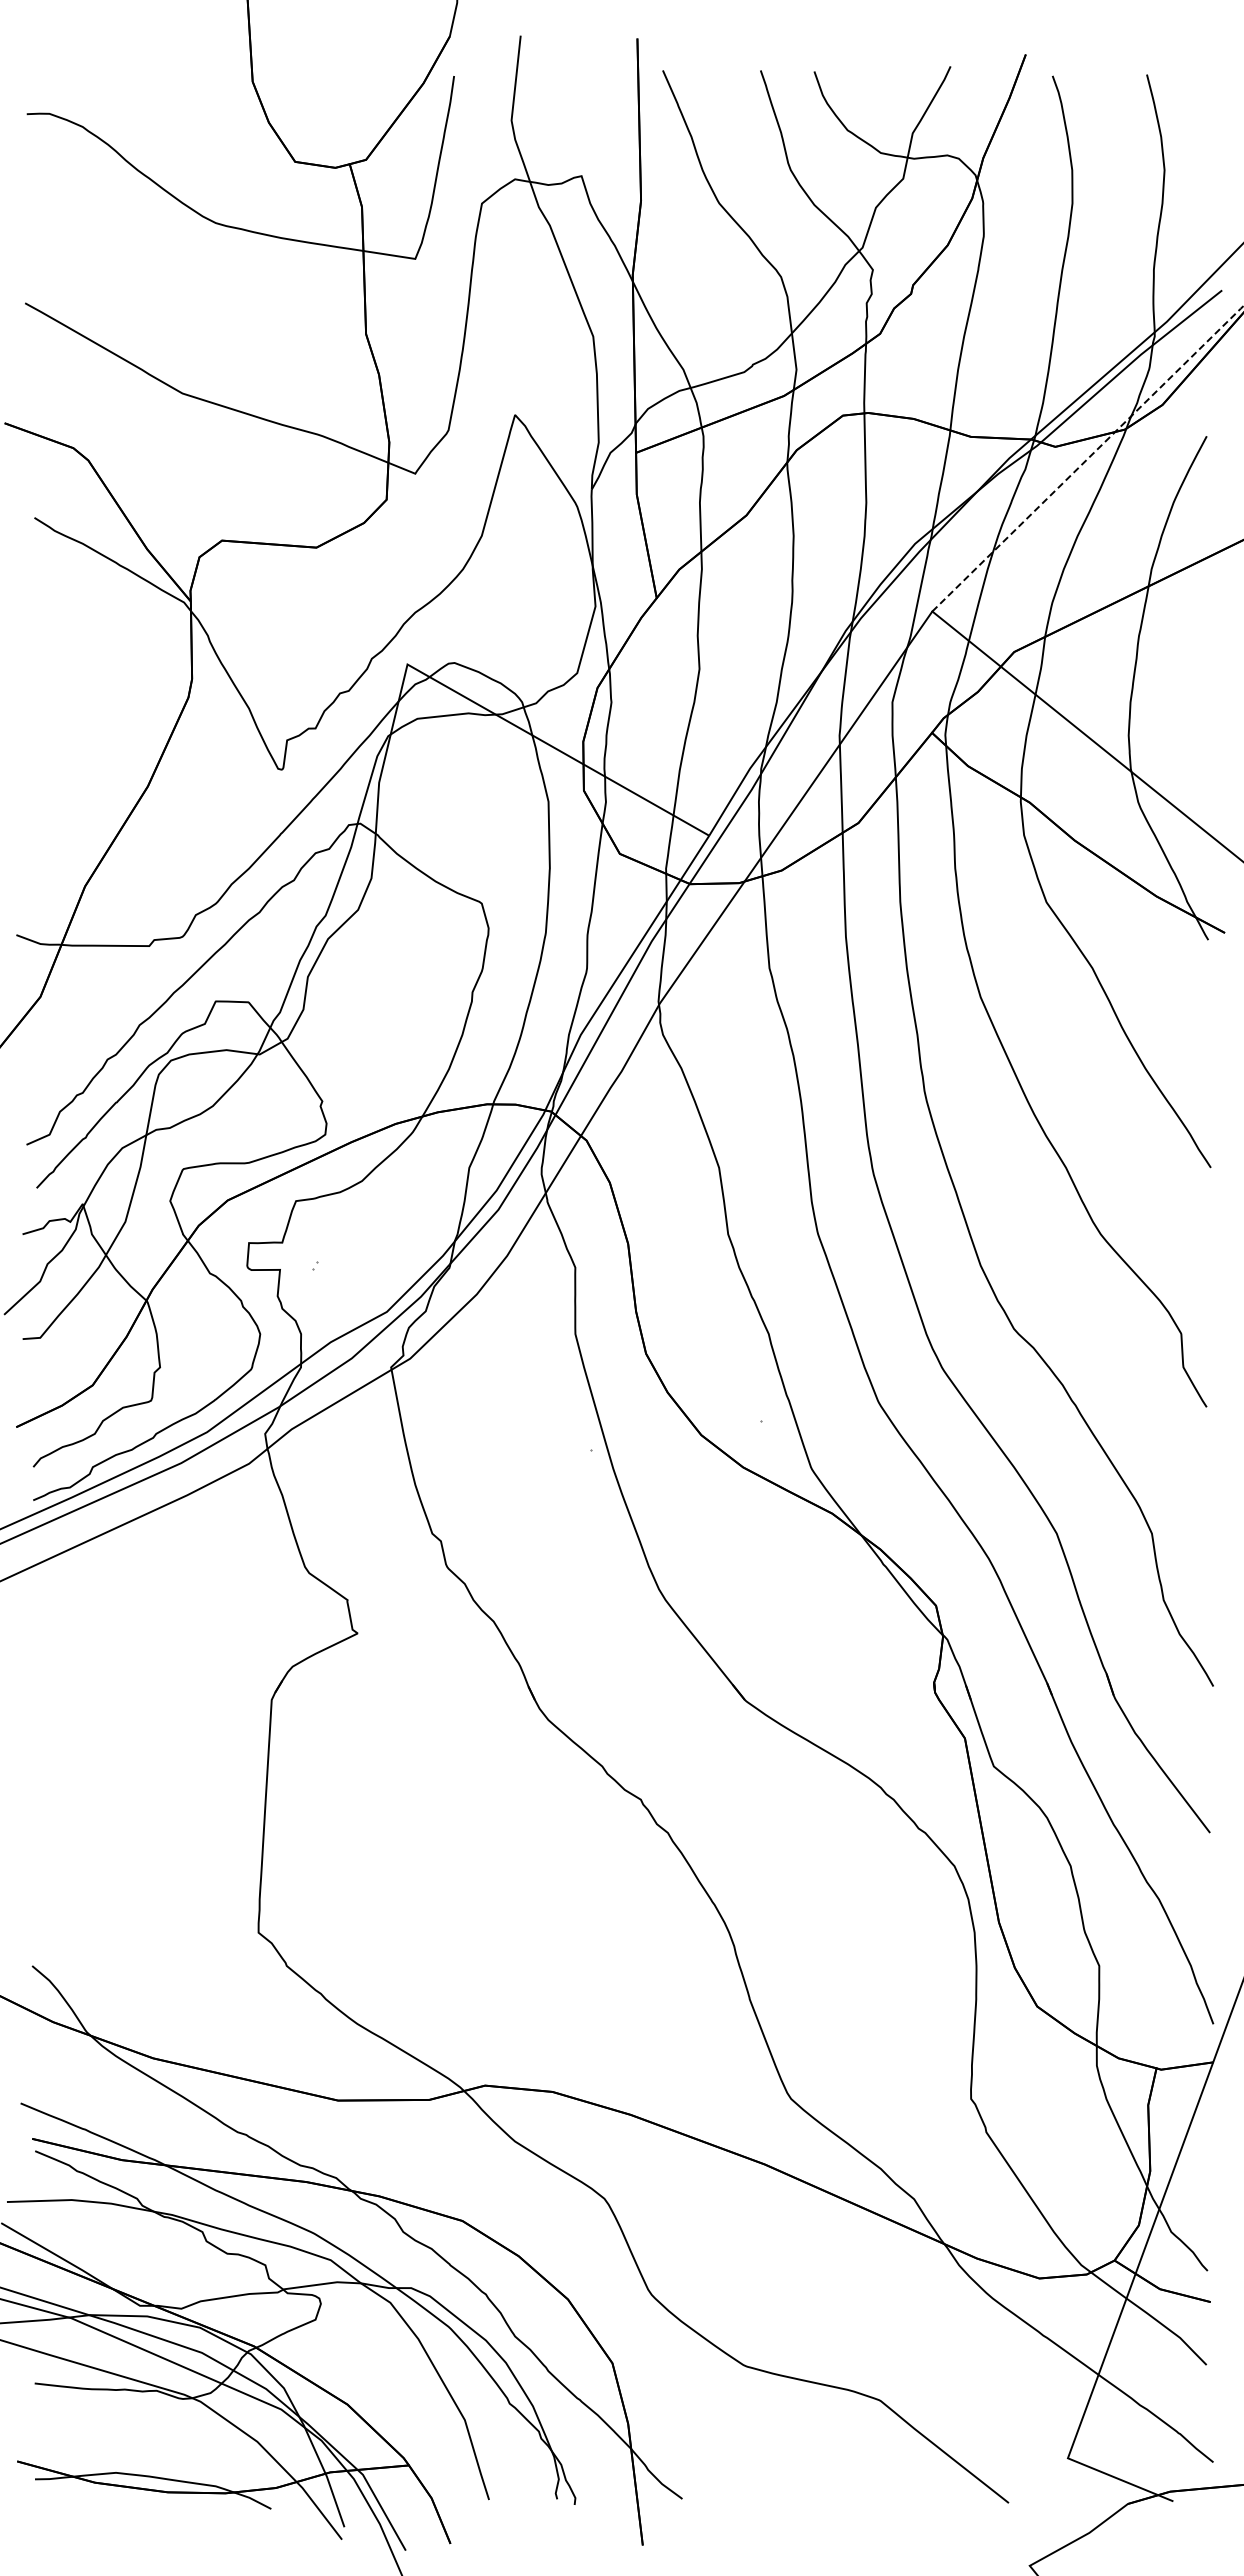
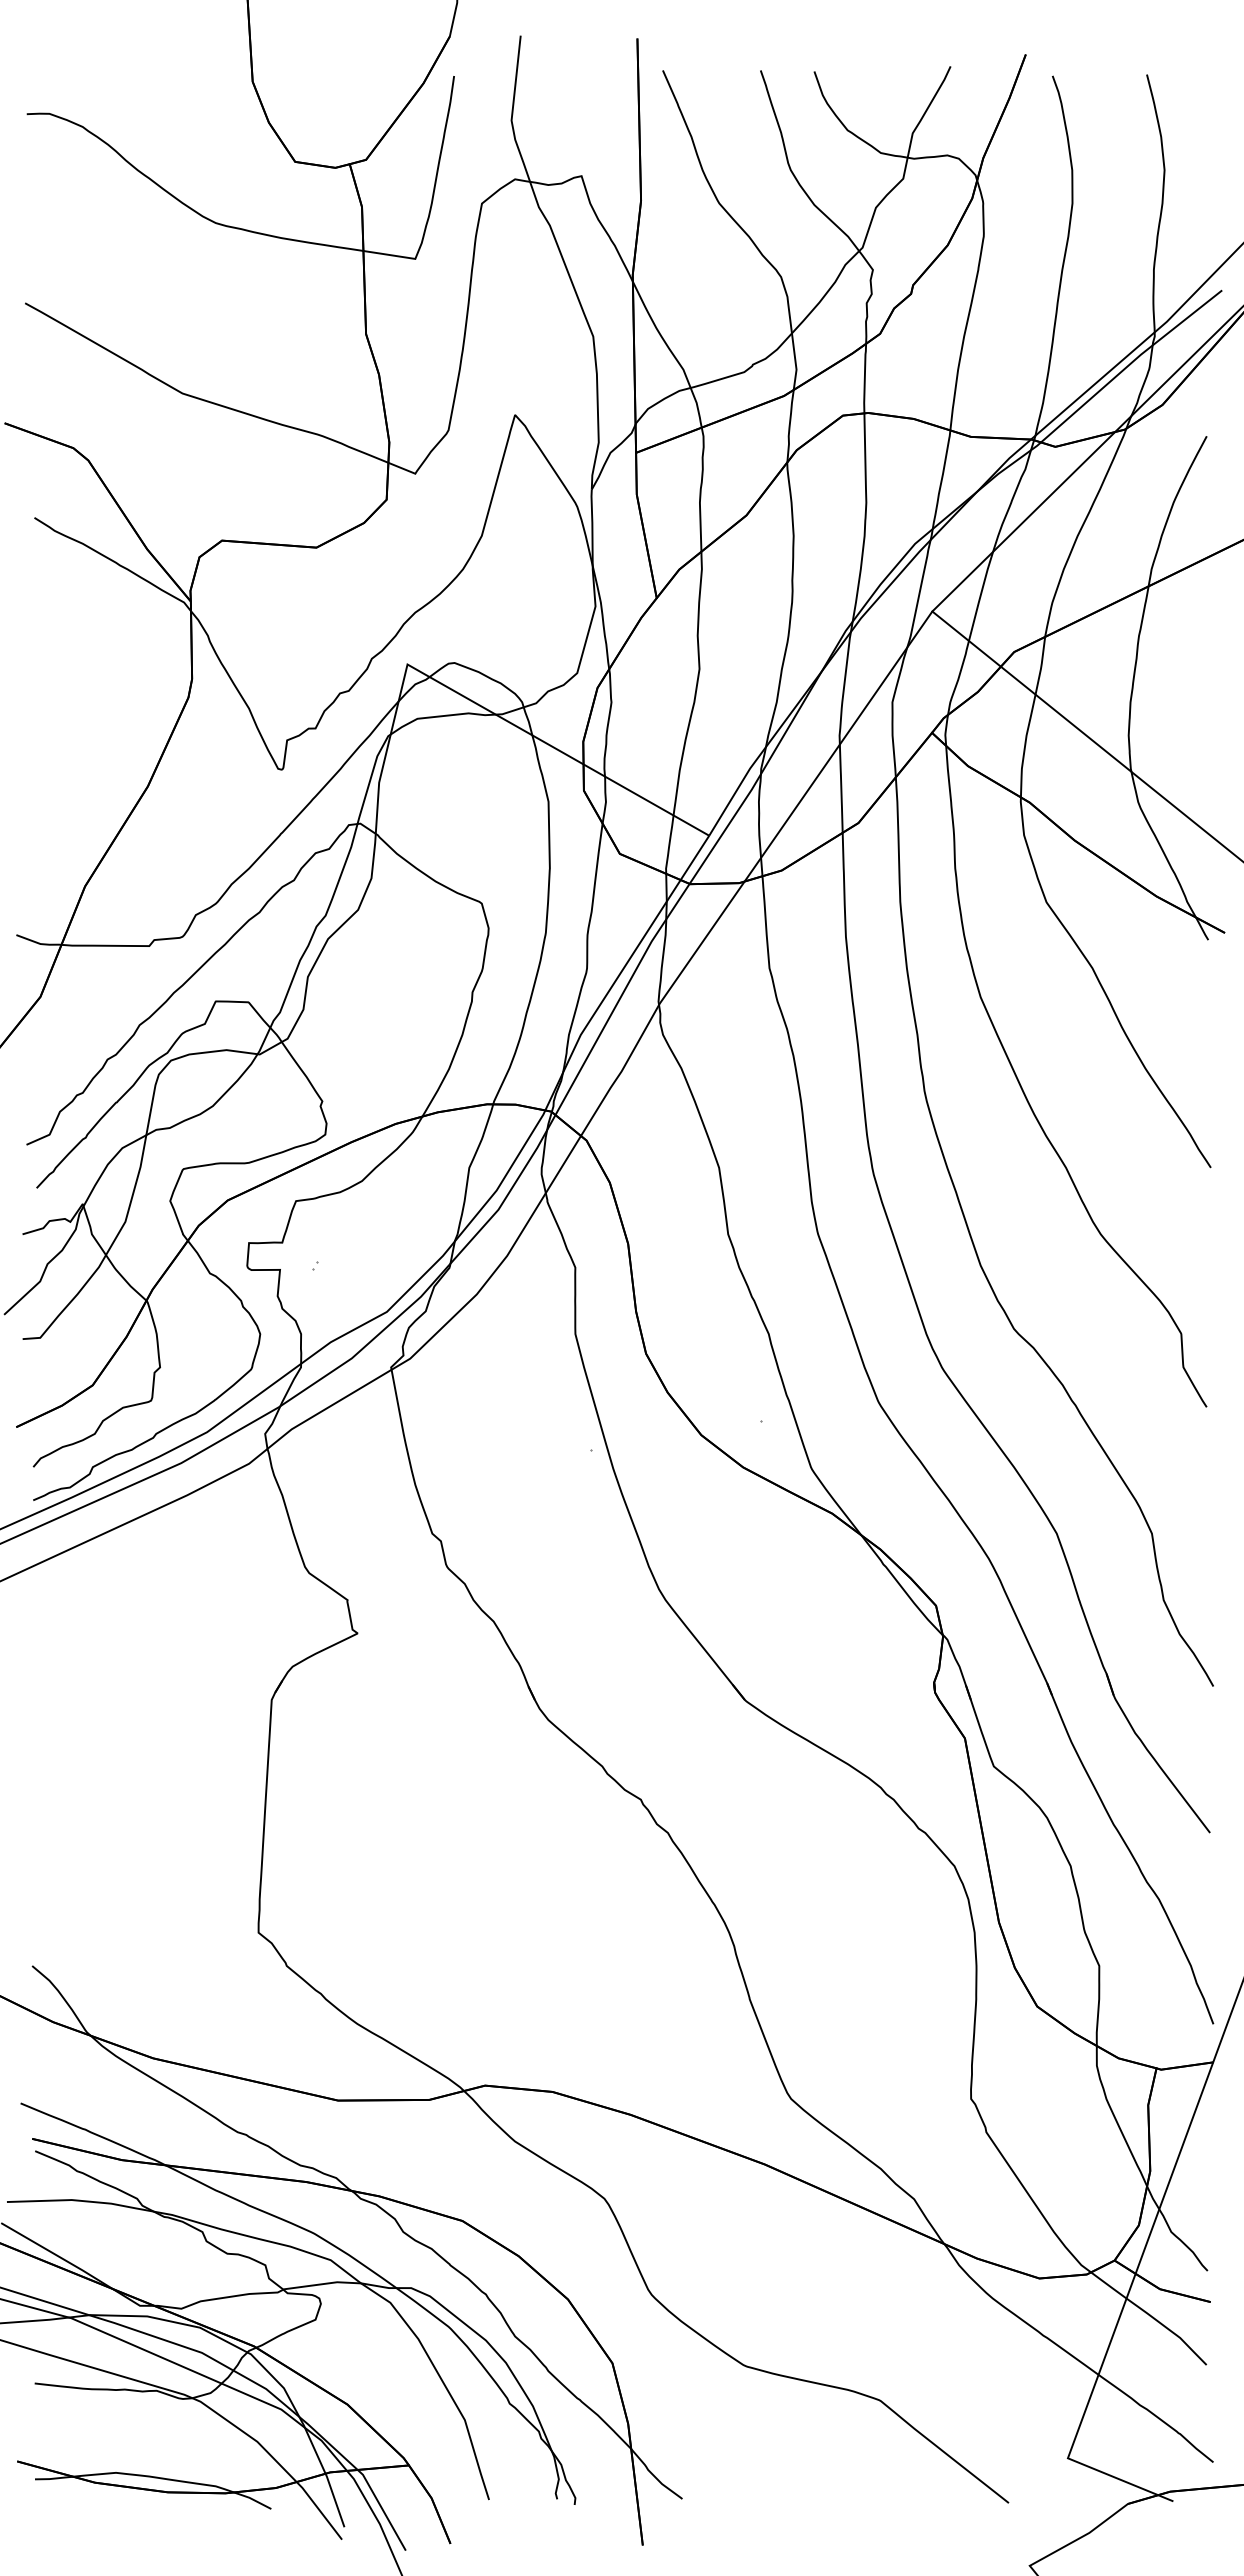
line: dashed -> solid (1088, 458)
